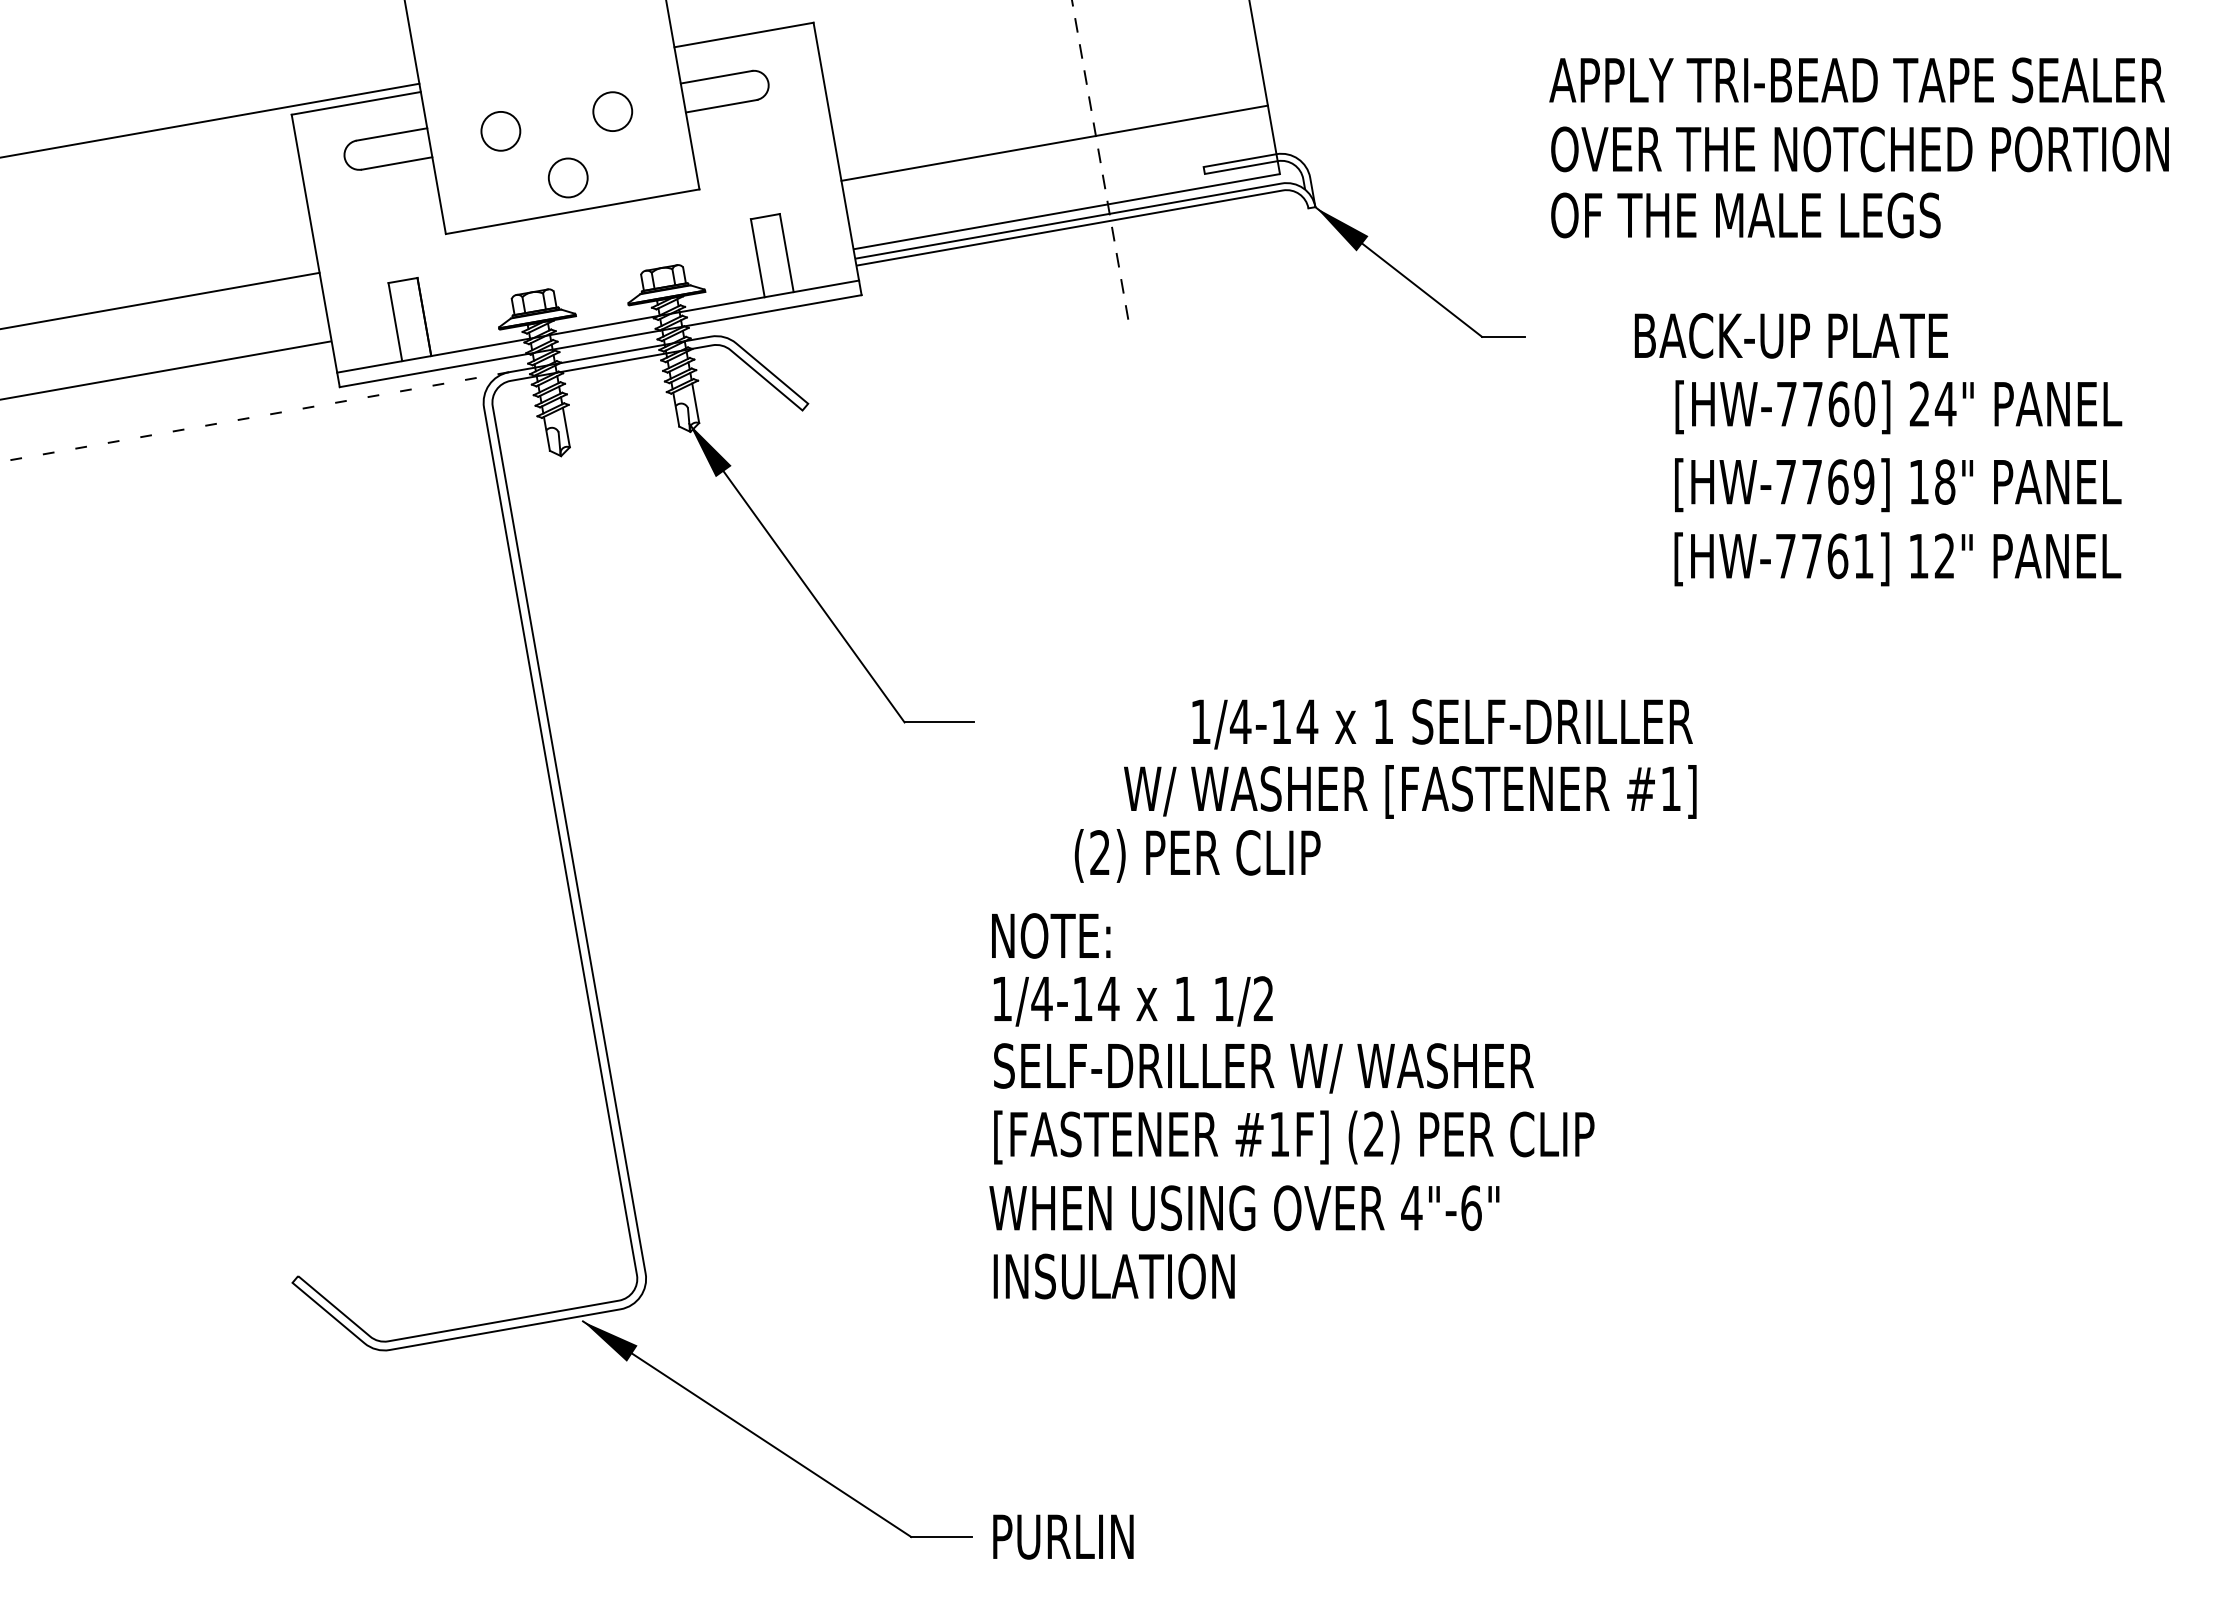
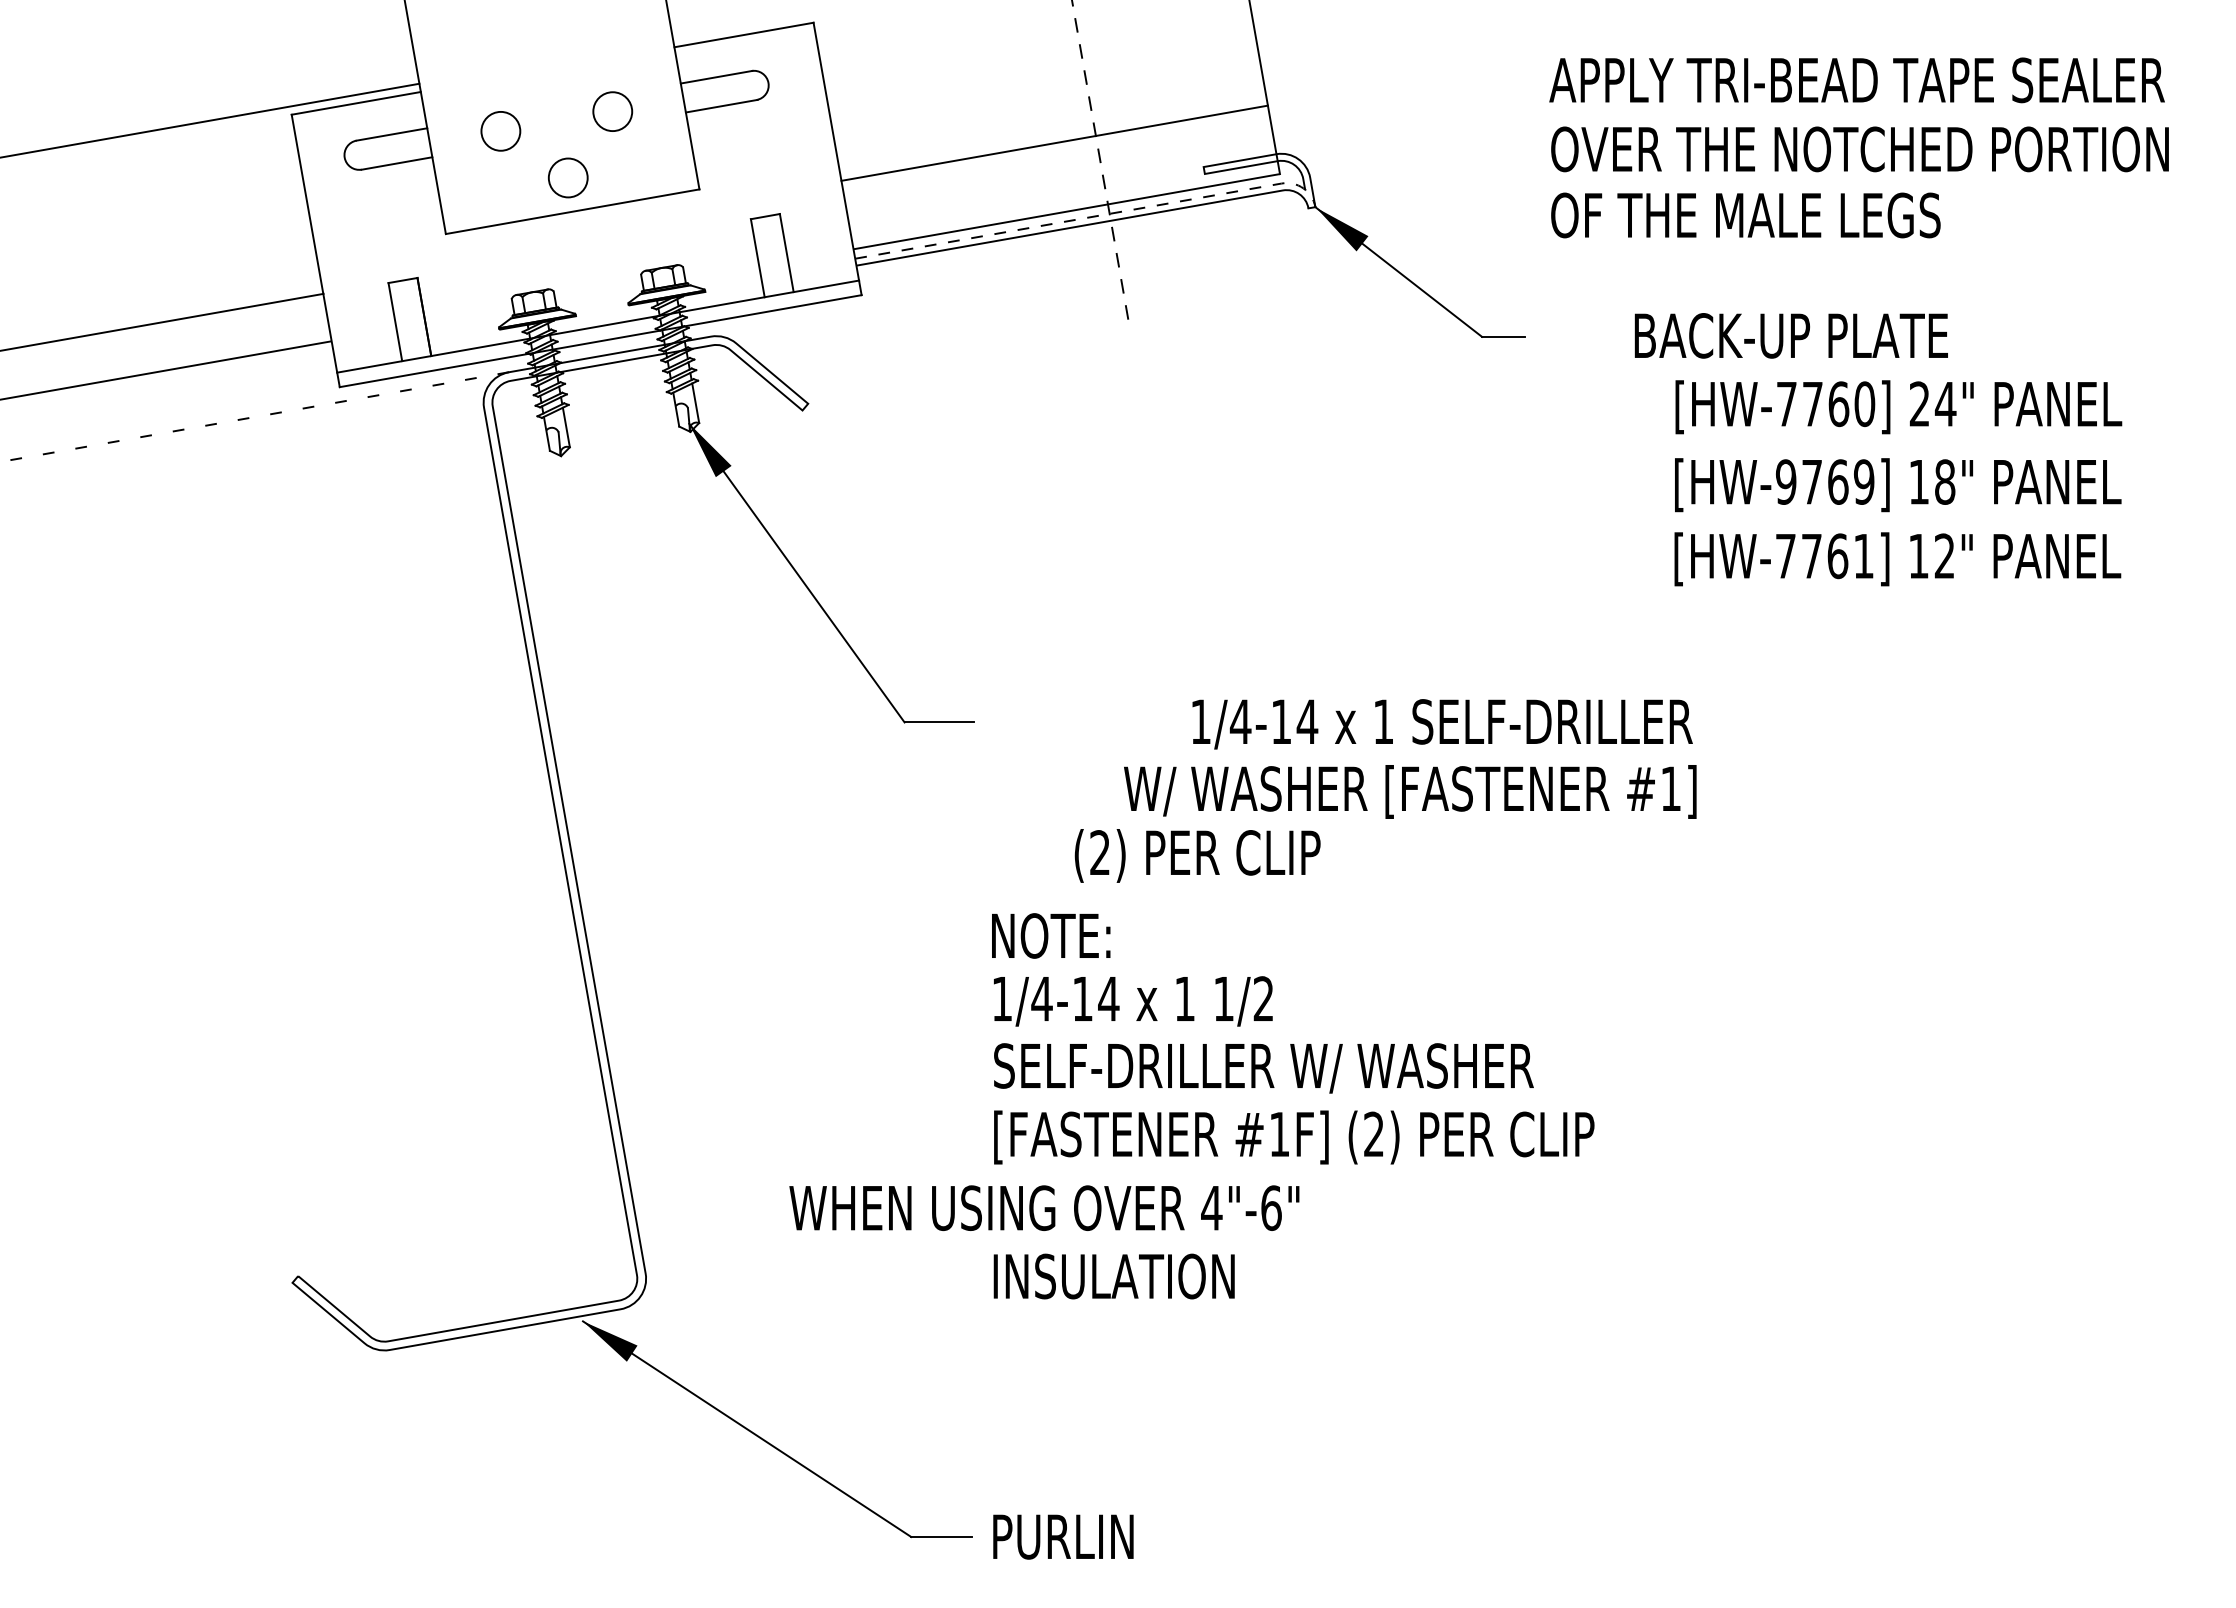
line: solid -> dashed (1100, 215)
line position: (160, 300) -> (162, 321) (162, 321)
text: [HW-7769] -> [HW-9769] (1785, 481)
text position: (1244, 1207) -> (1044, 1207) (1044, 1207)
